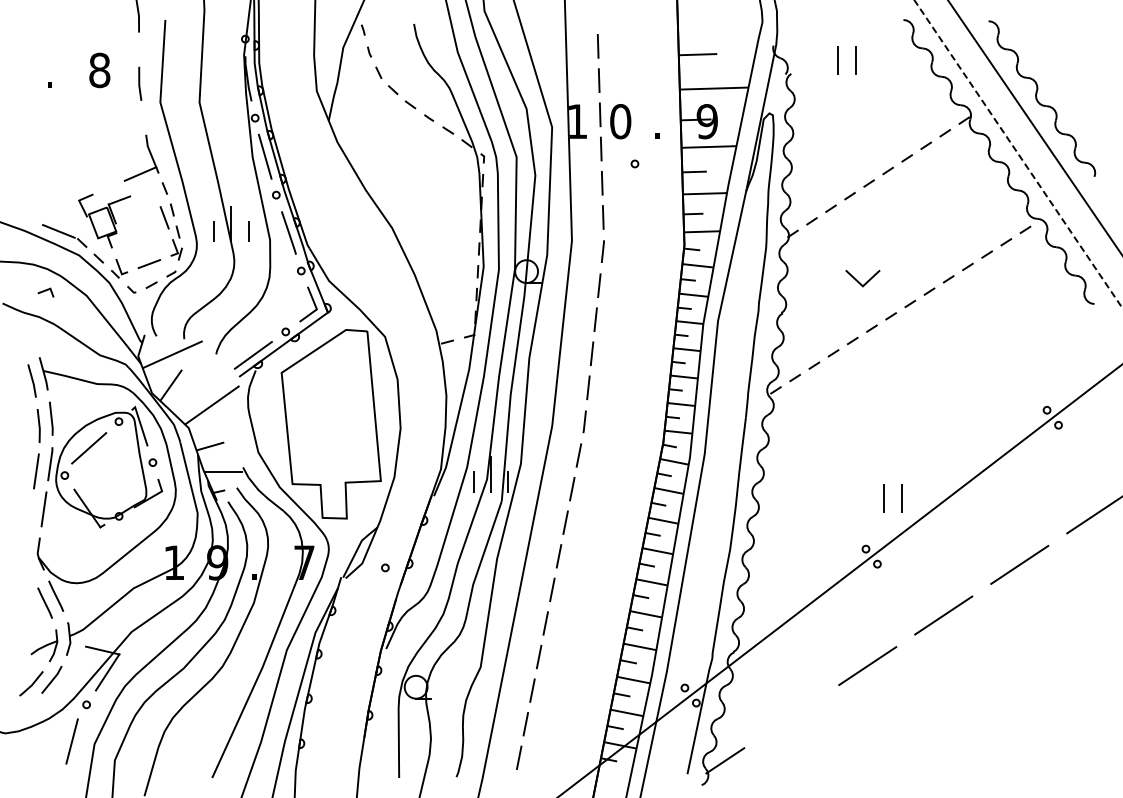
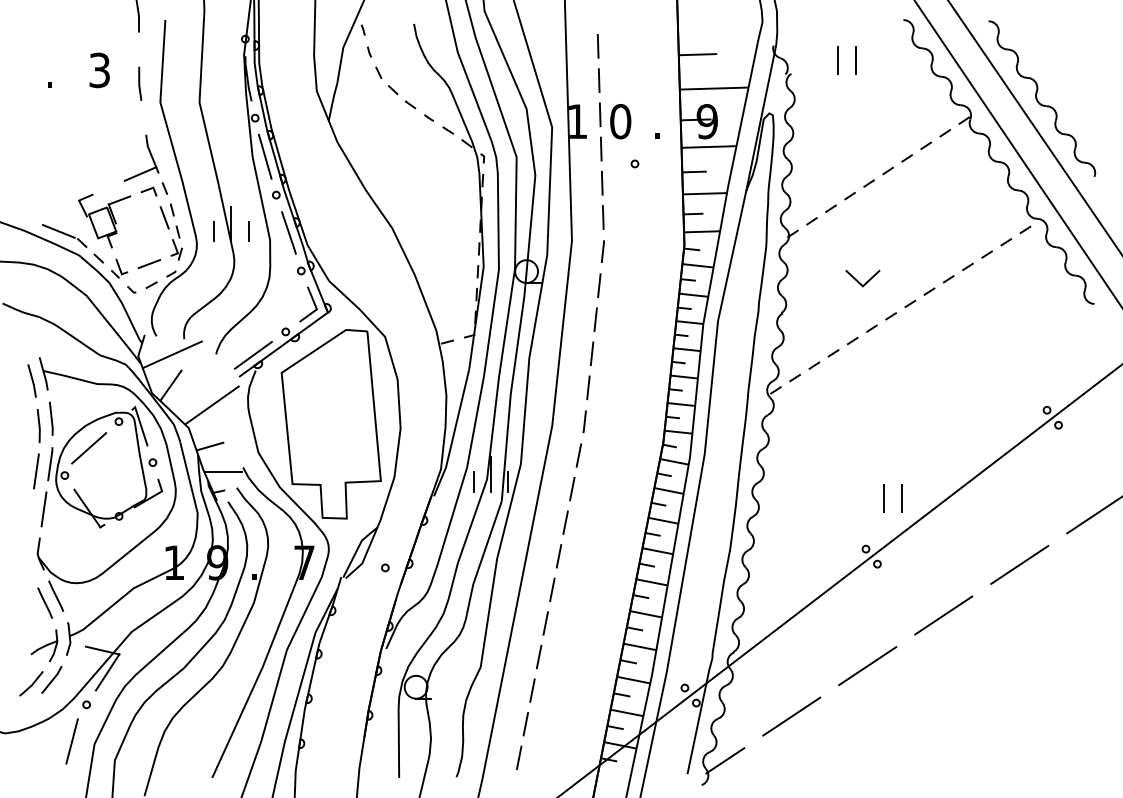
text: 8 -> 3 (99, 70)
line: dashed -> solid (1018, 154)
line position: (45, 291) -> (148, 190) (148, 190)
line: none -> present (791, 716)
